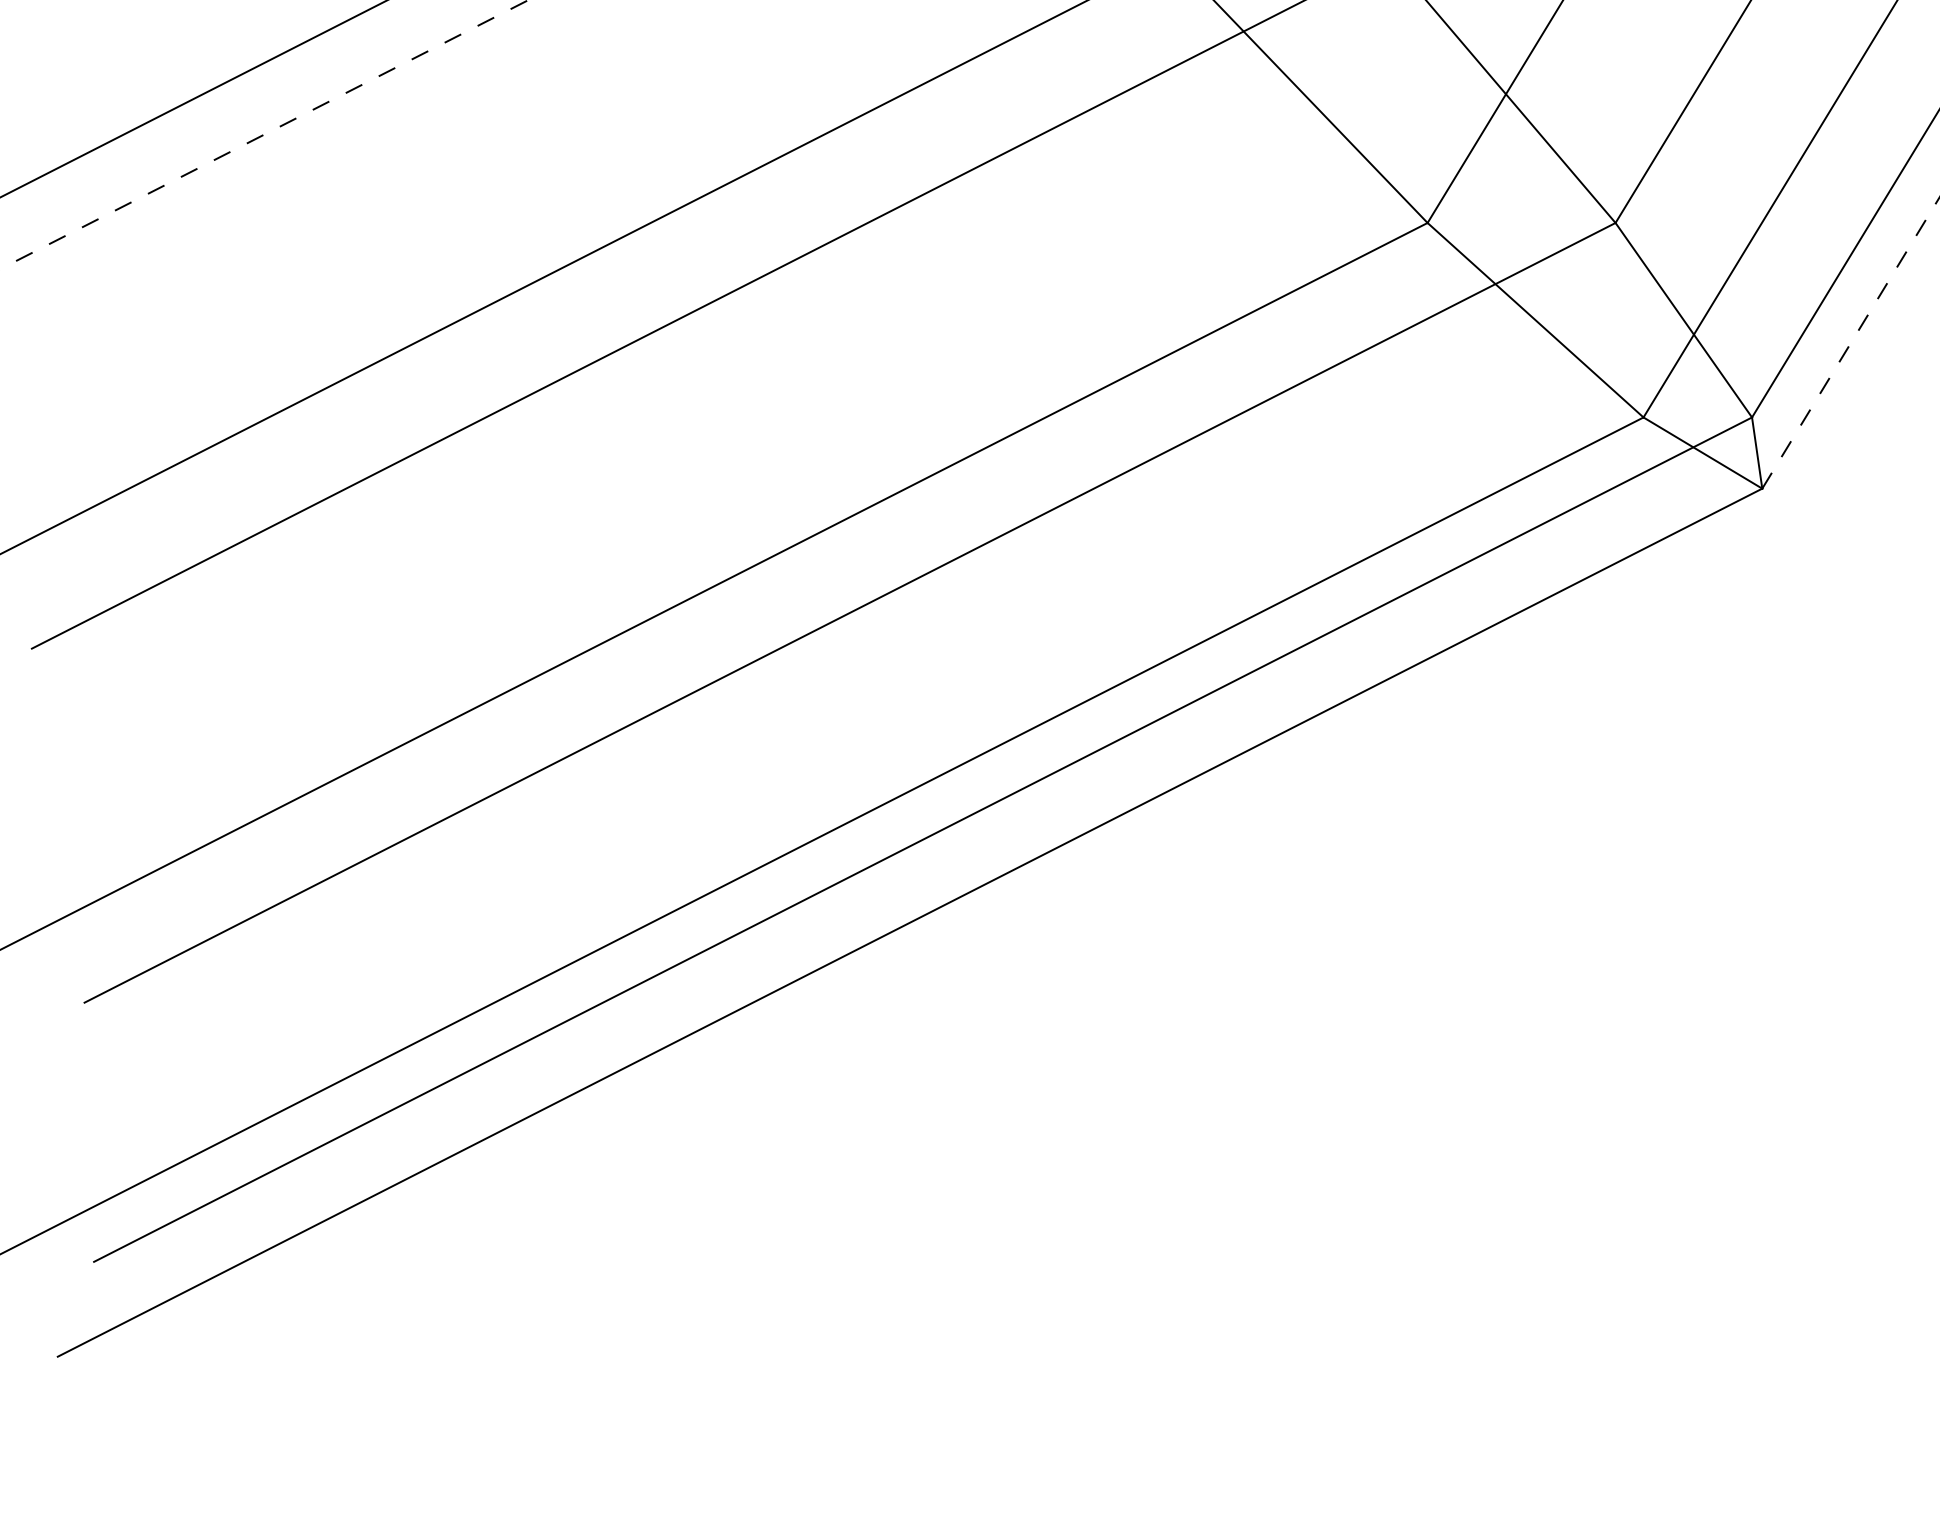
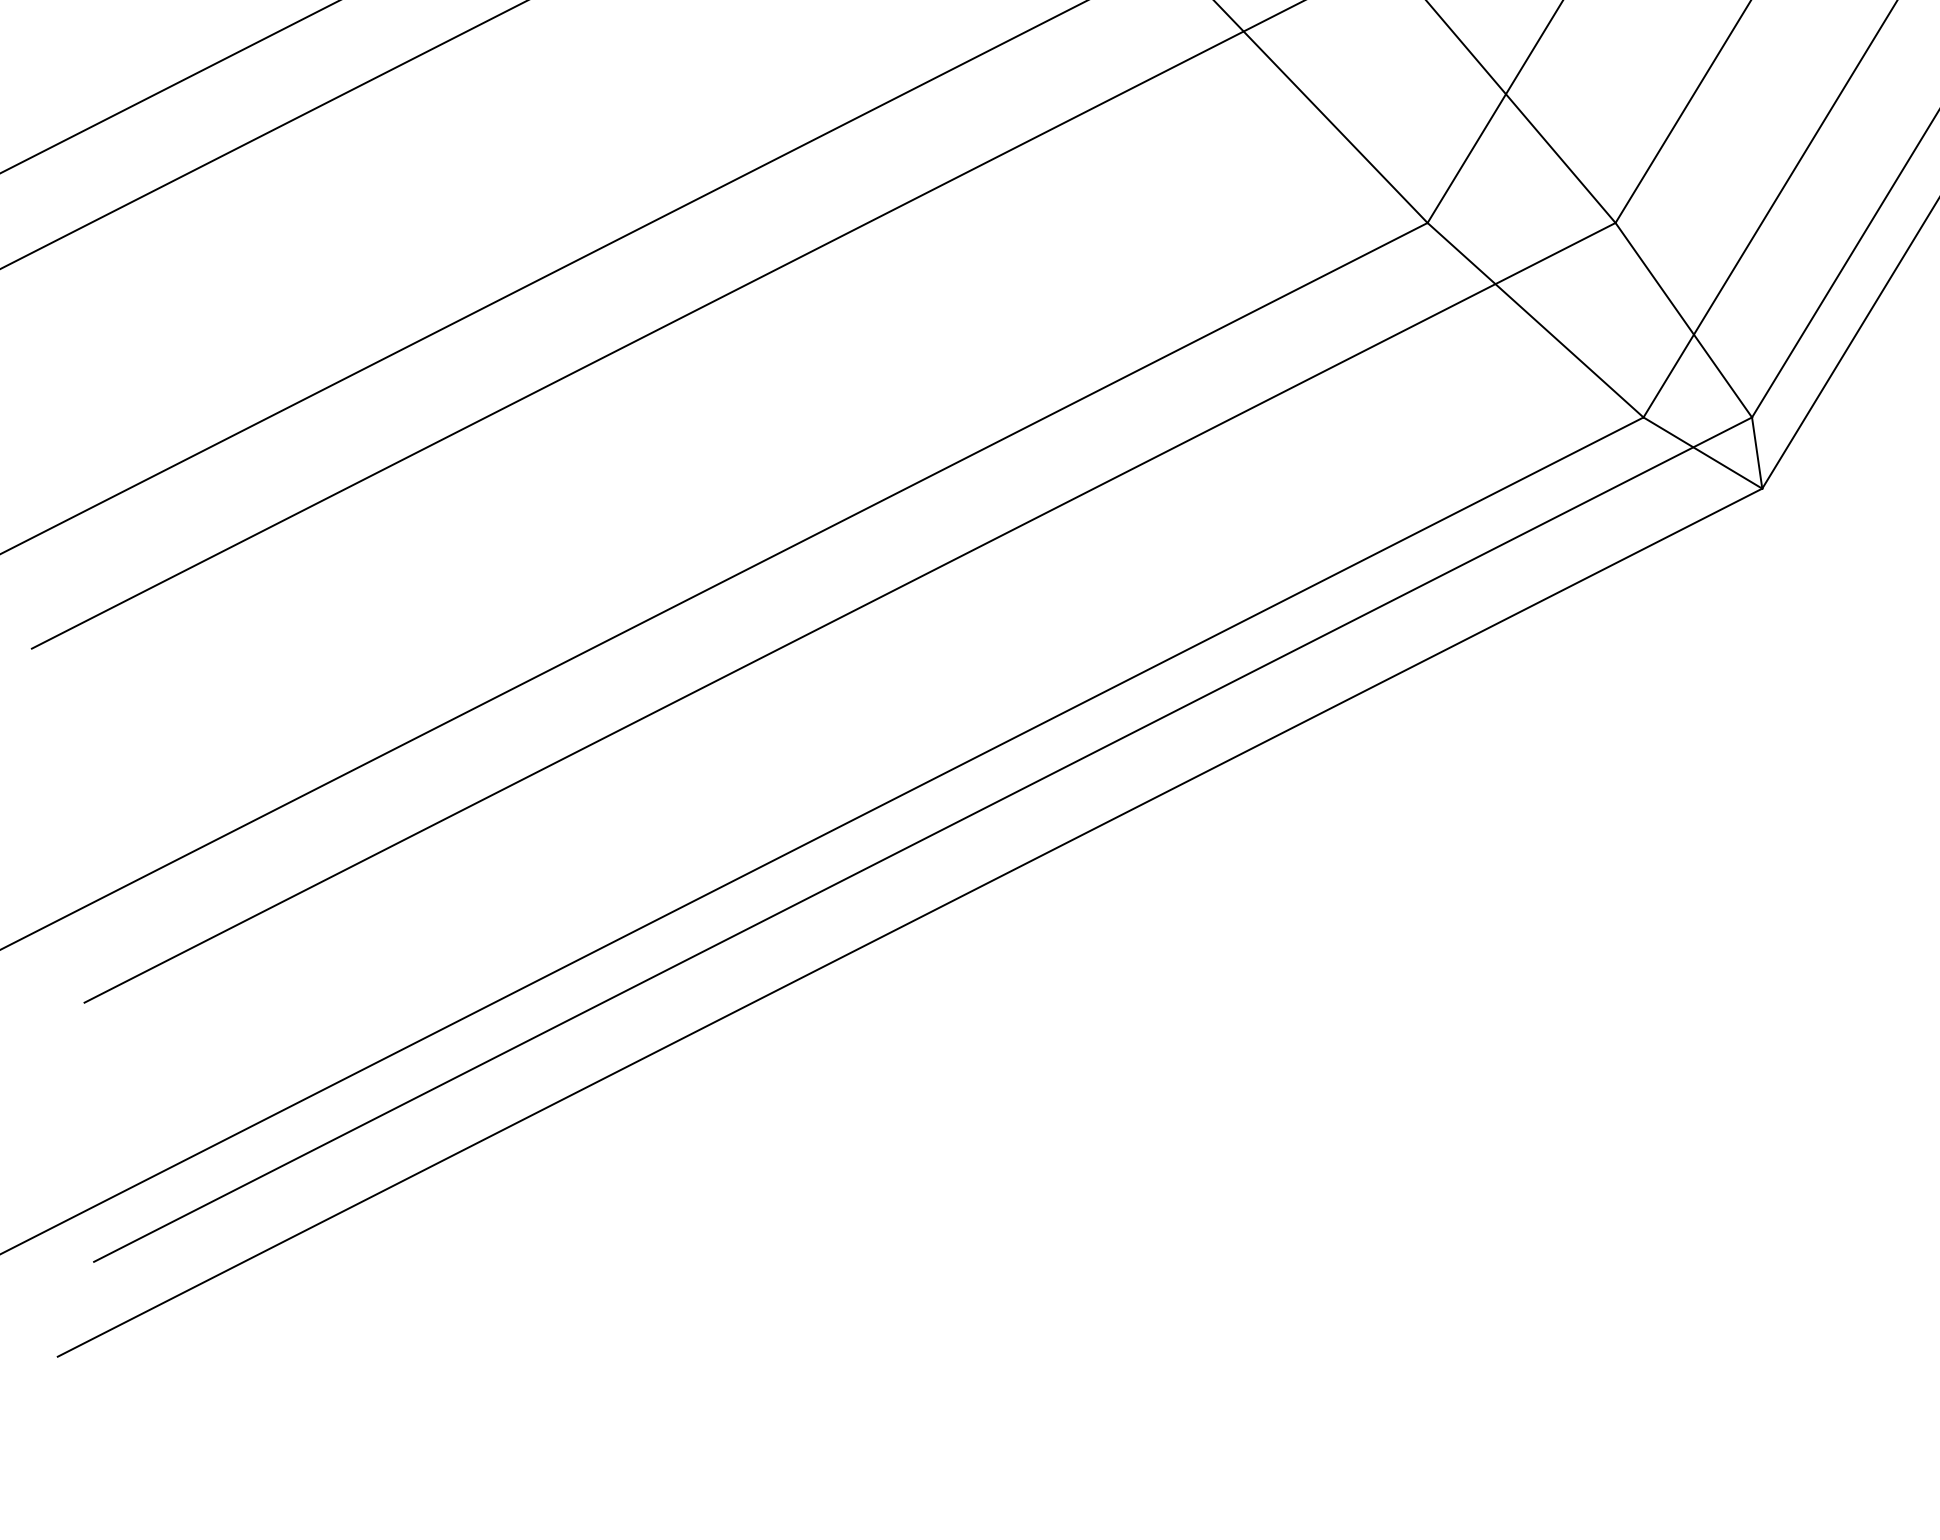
line position: (192, 99) -> (169, 87) (169, 87)
line: dashed -> solid (264, 134)
line: dashed -> solid (1851, 342)
